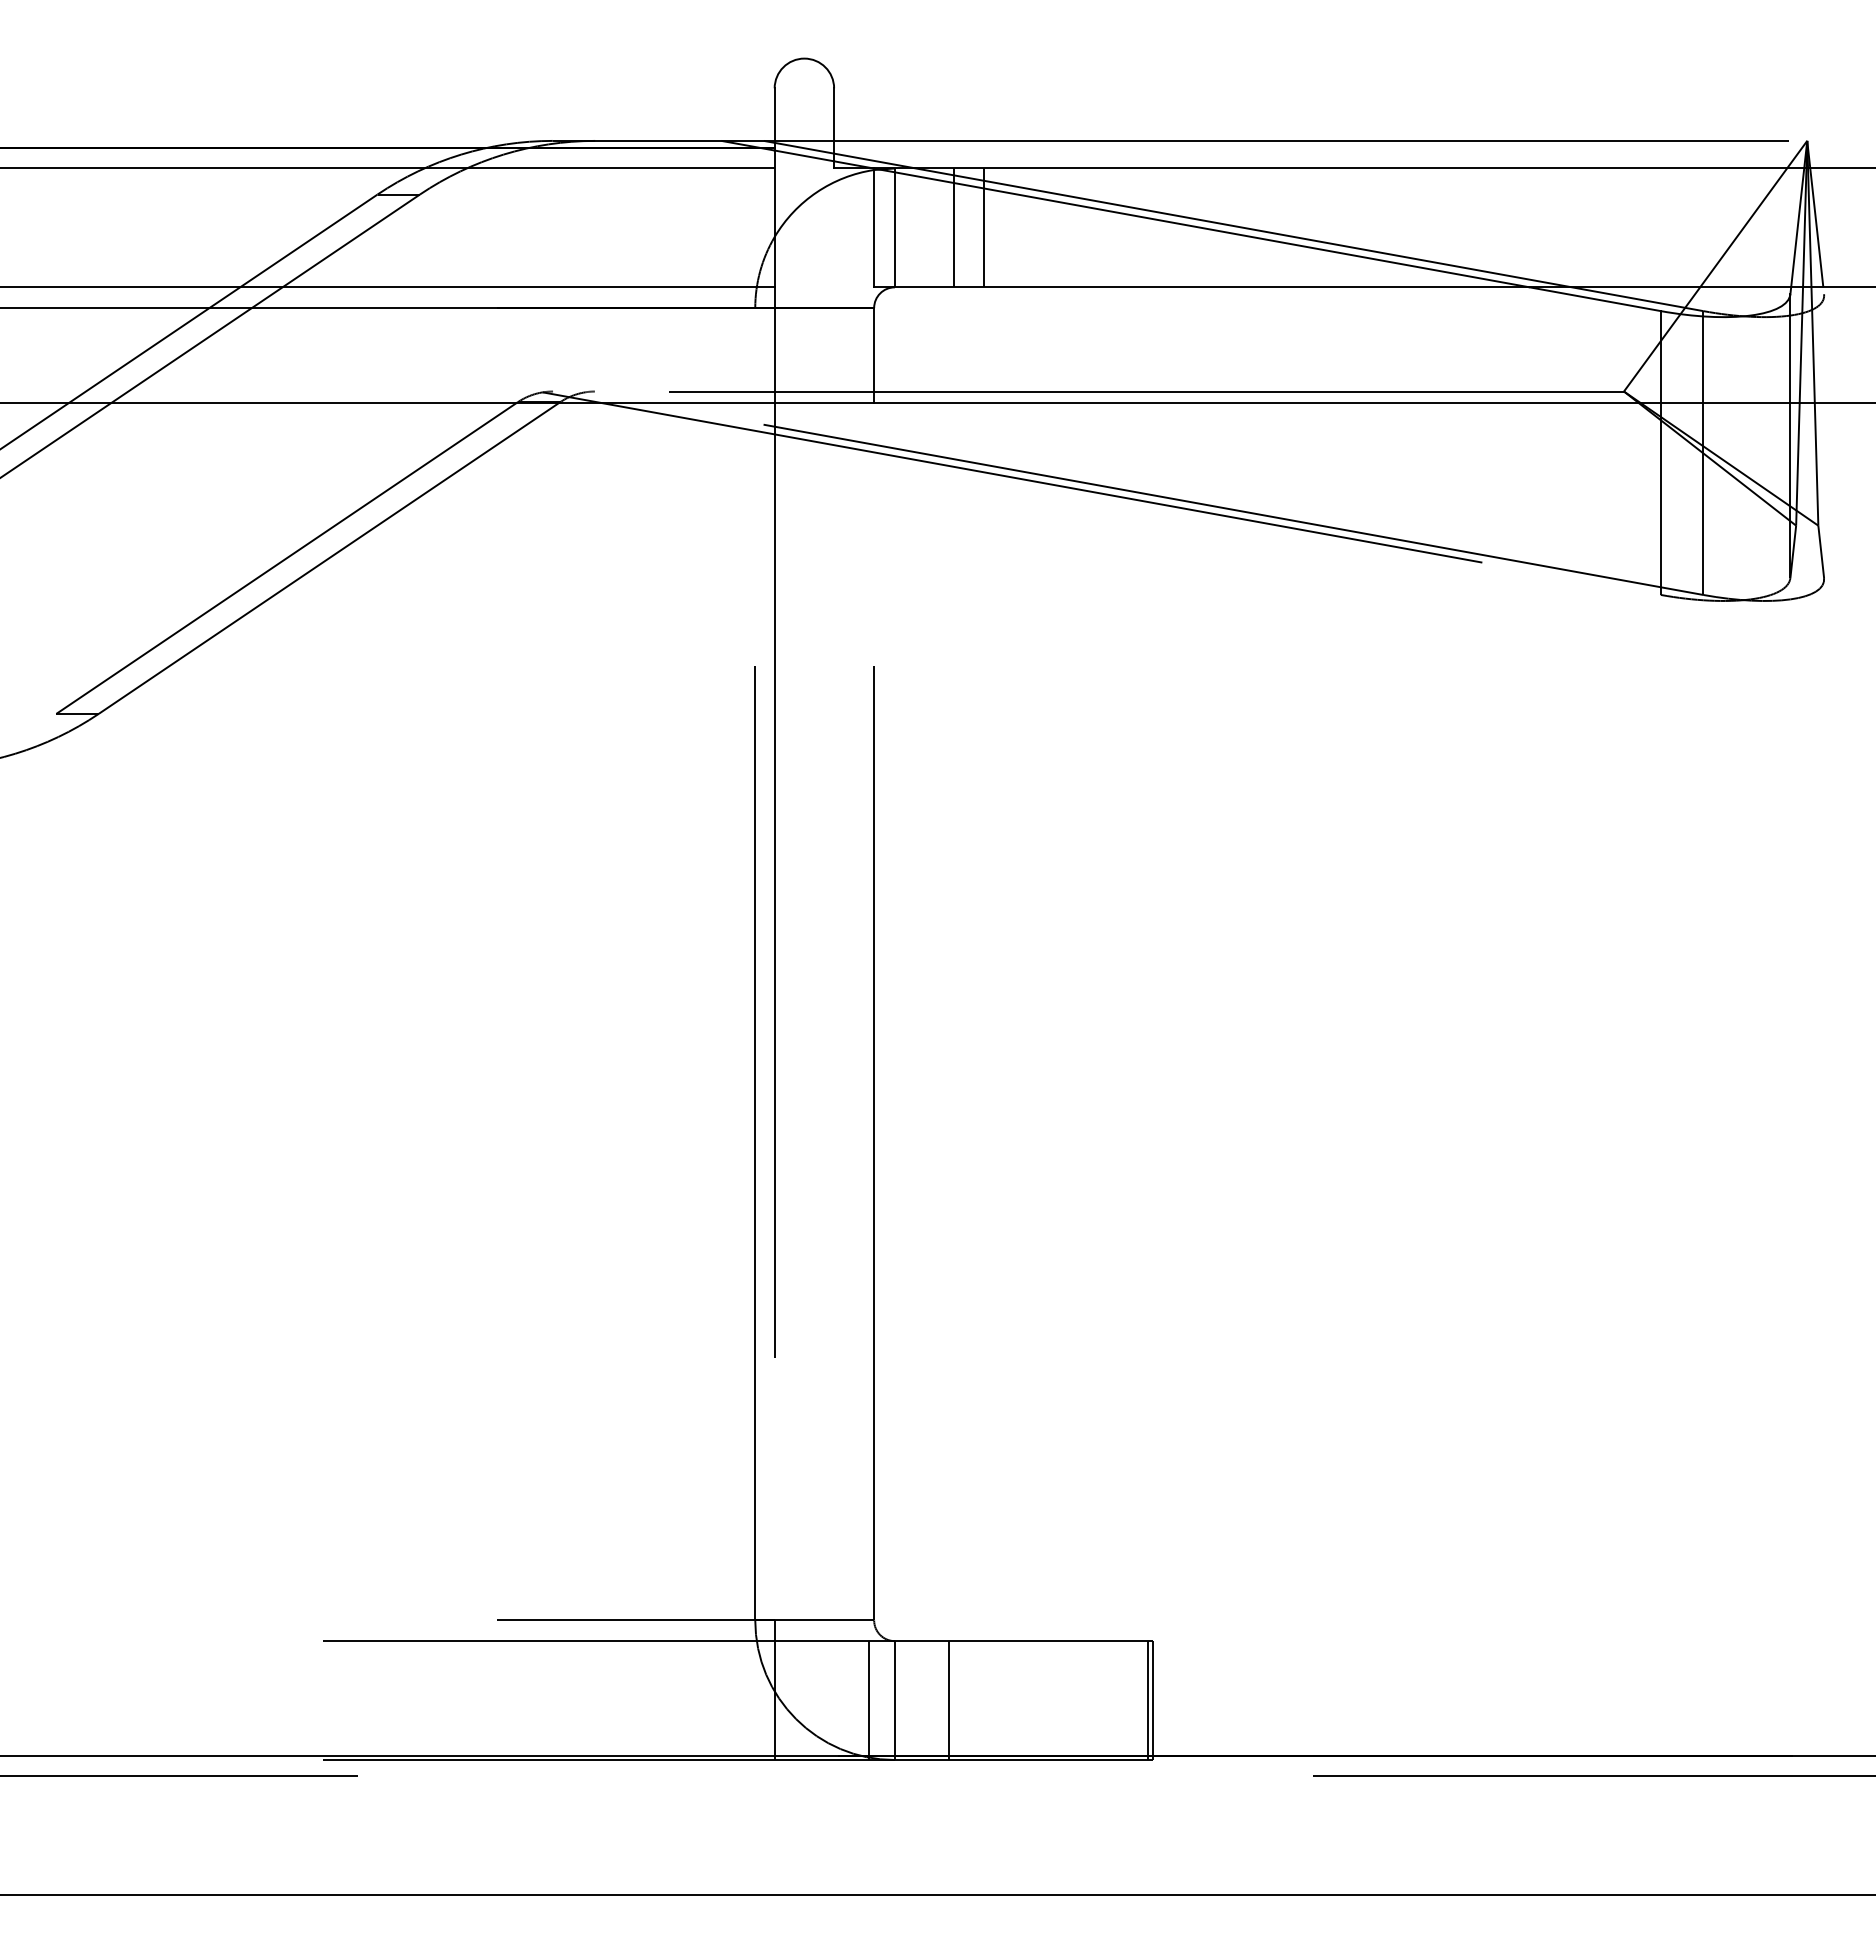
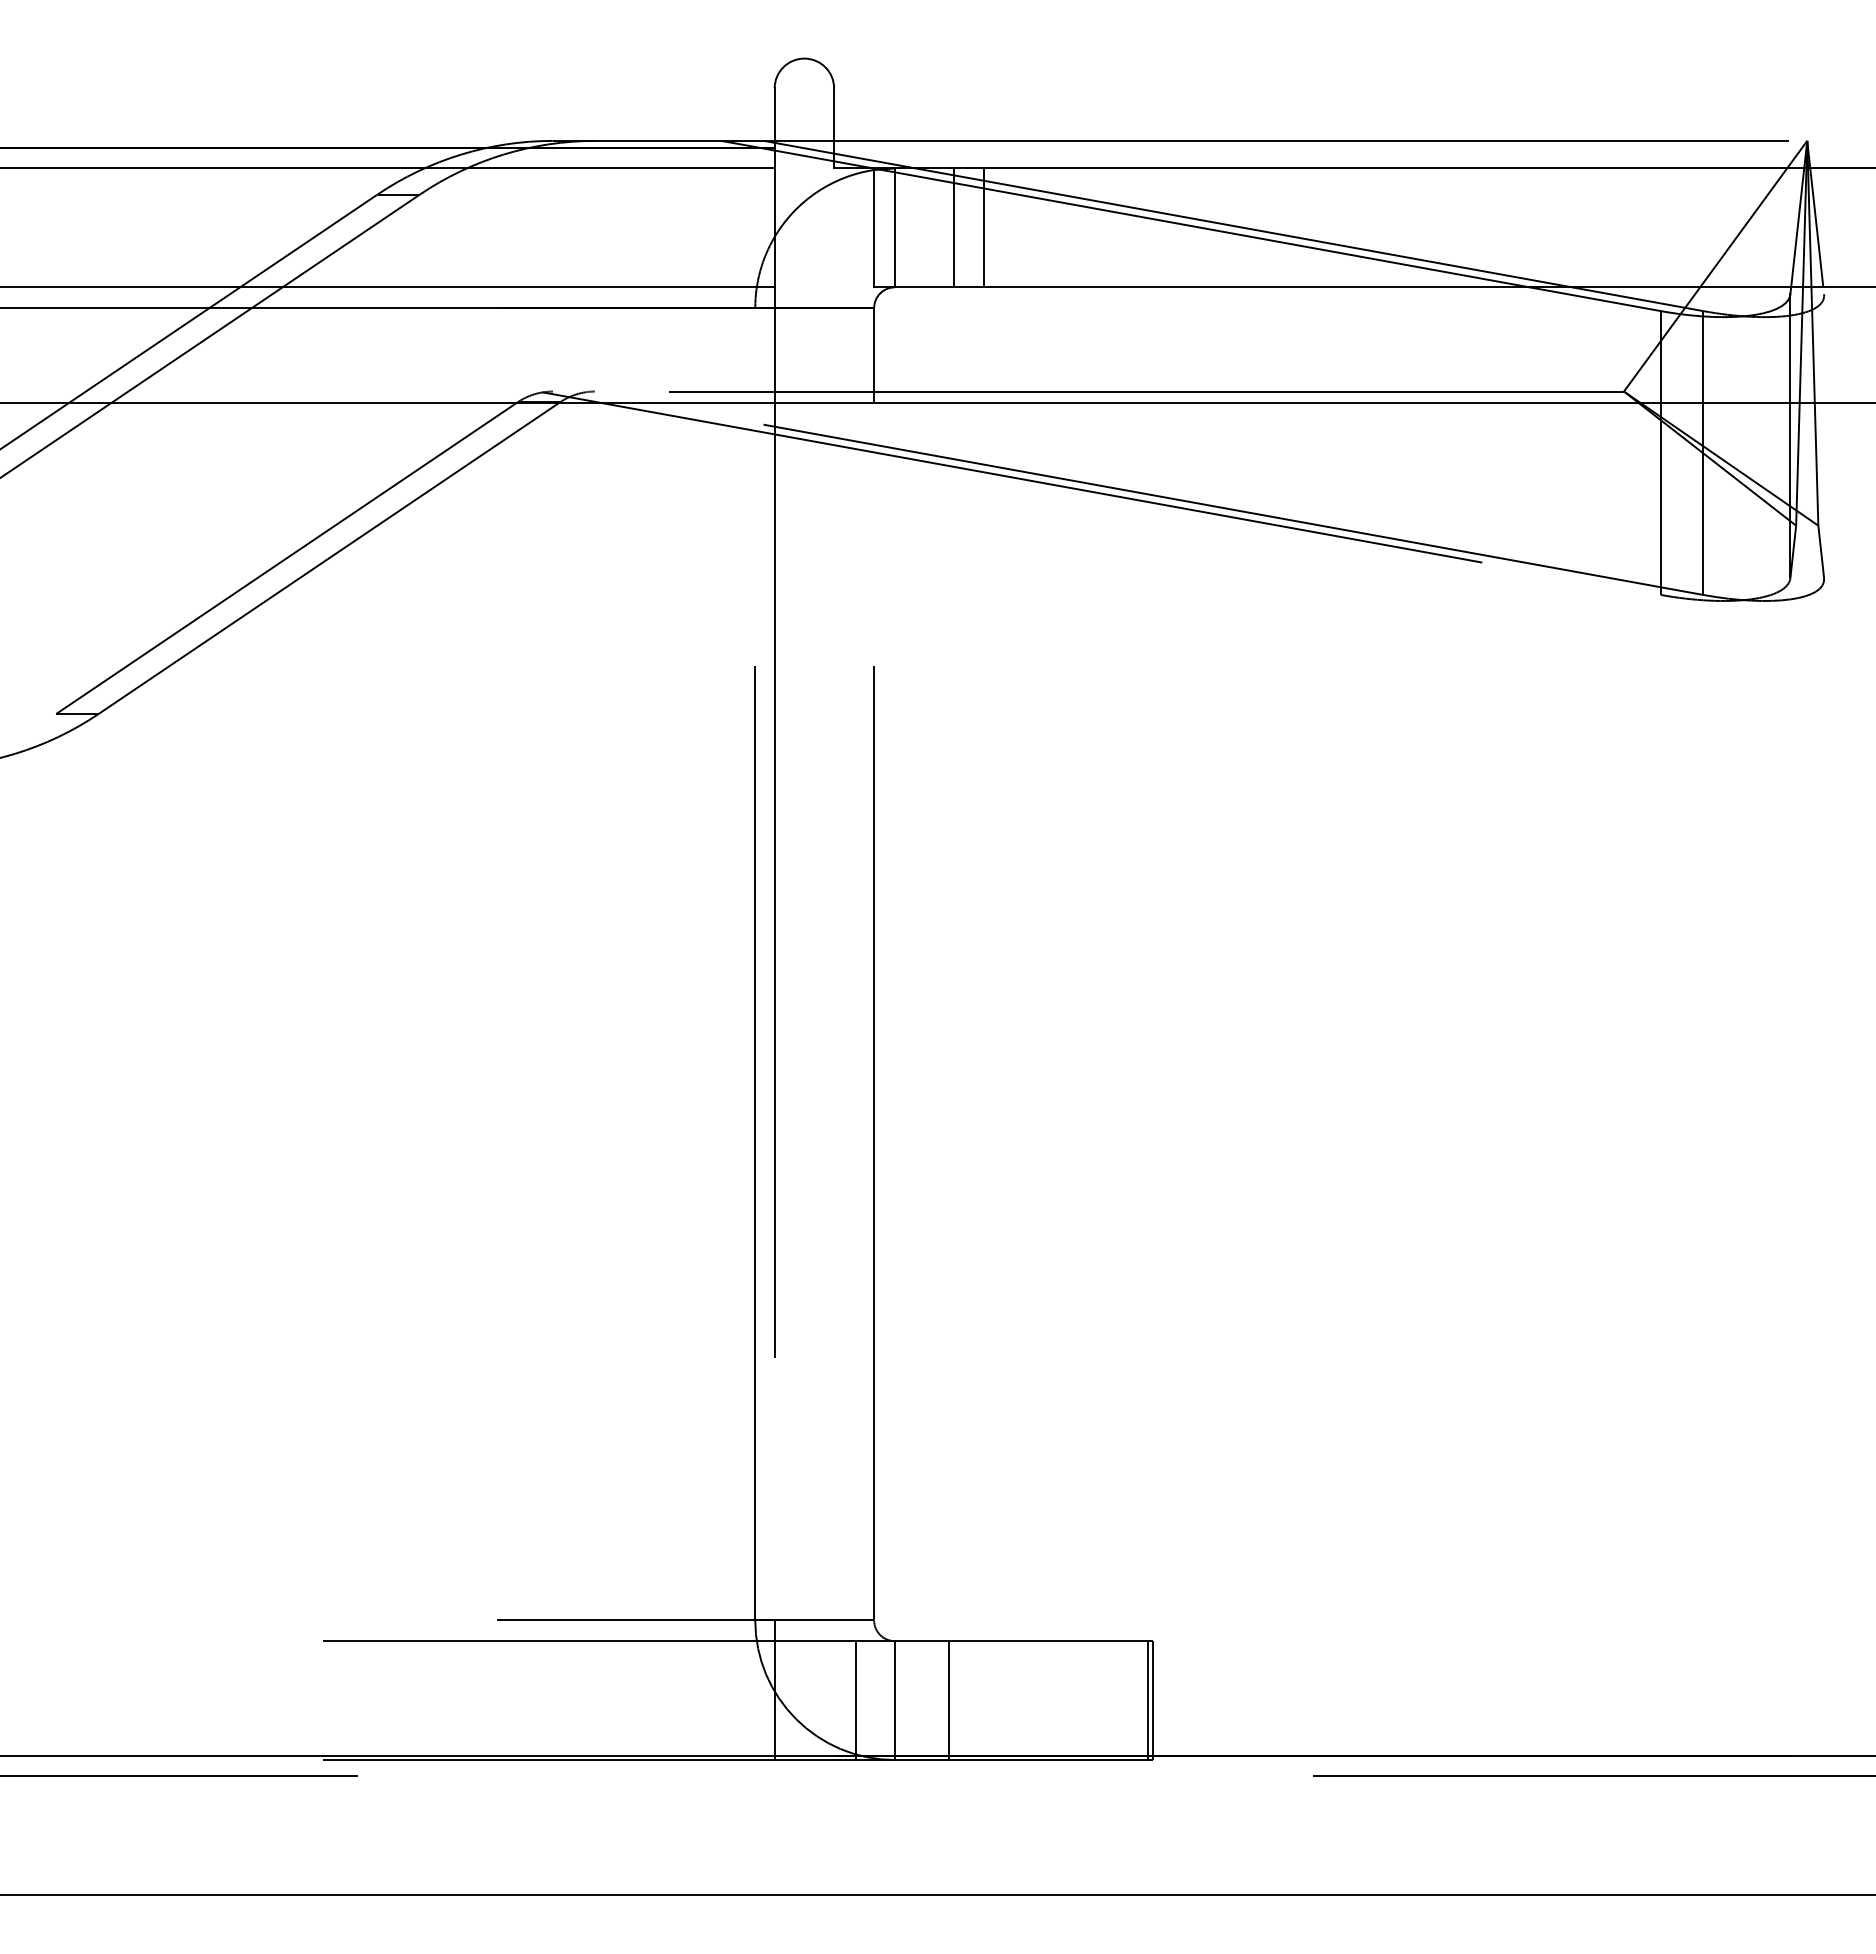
line position: (869, 1700) -> (856, 1700) (856, 1700)
